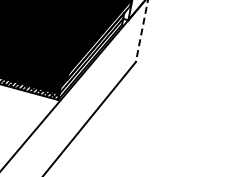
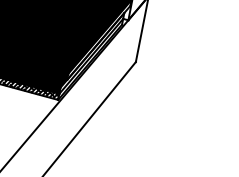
line: dashed -> solid (141, 31)
